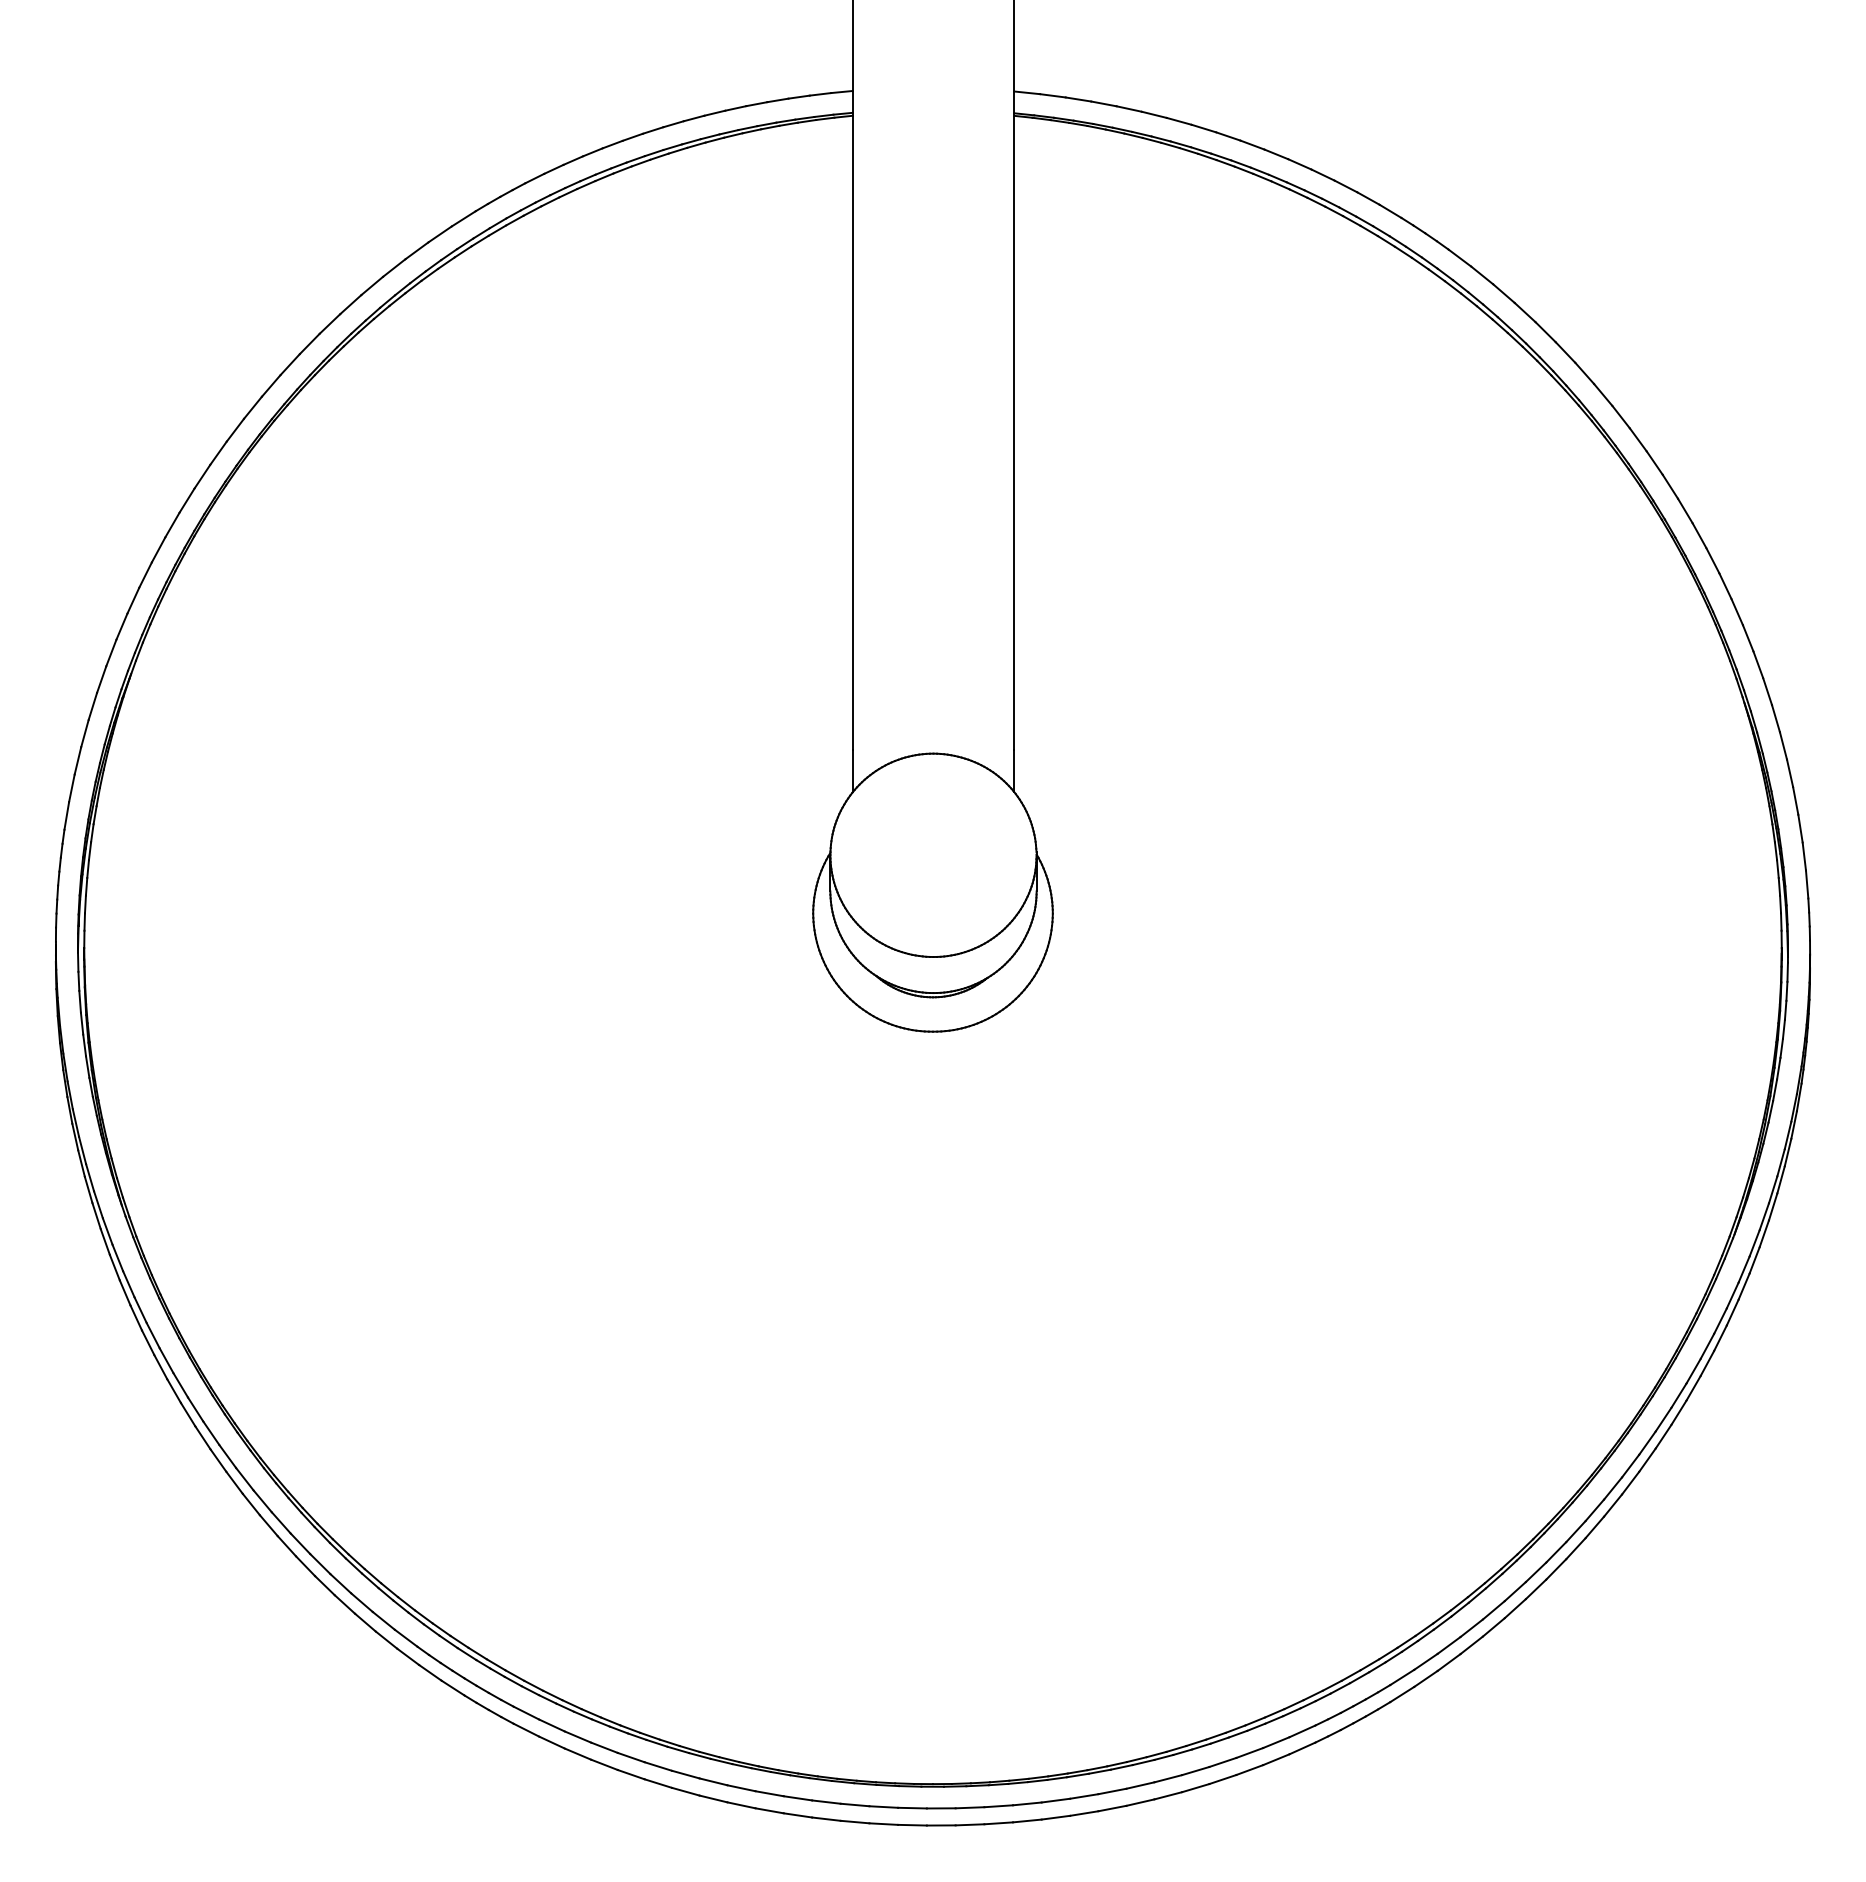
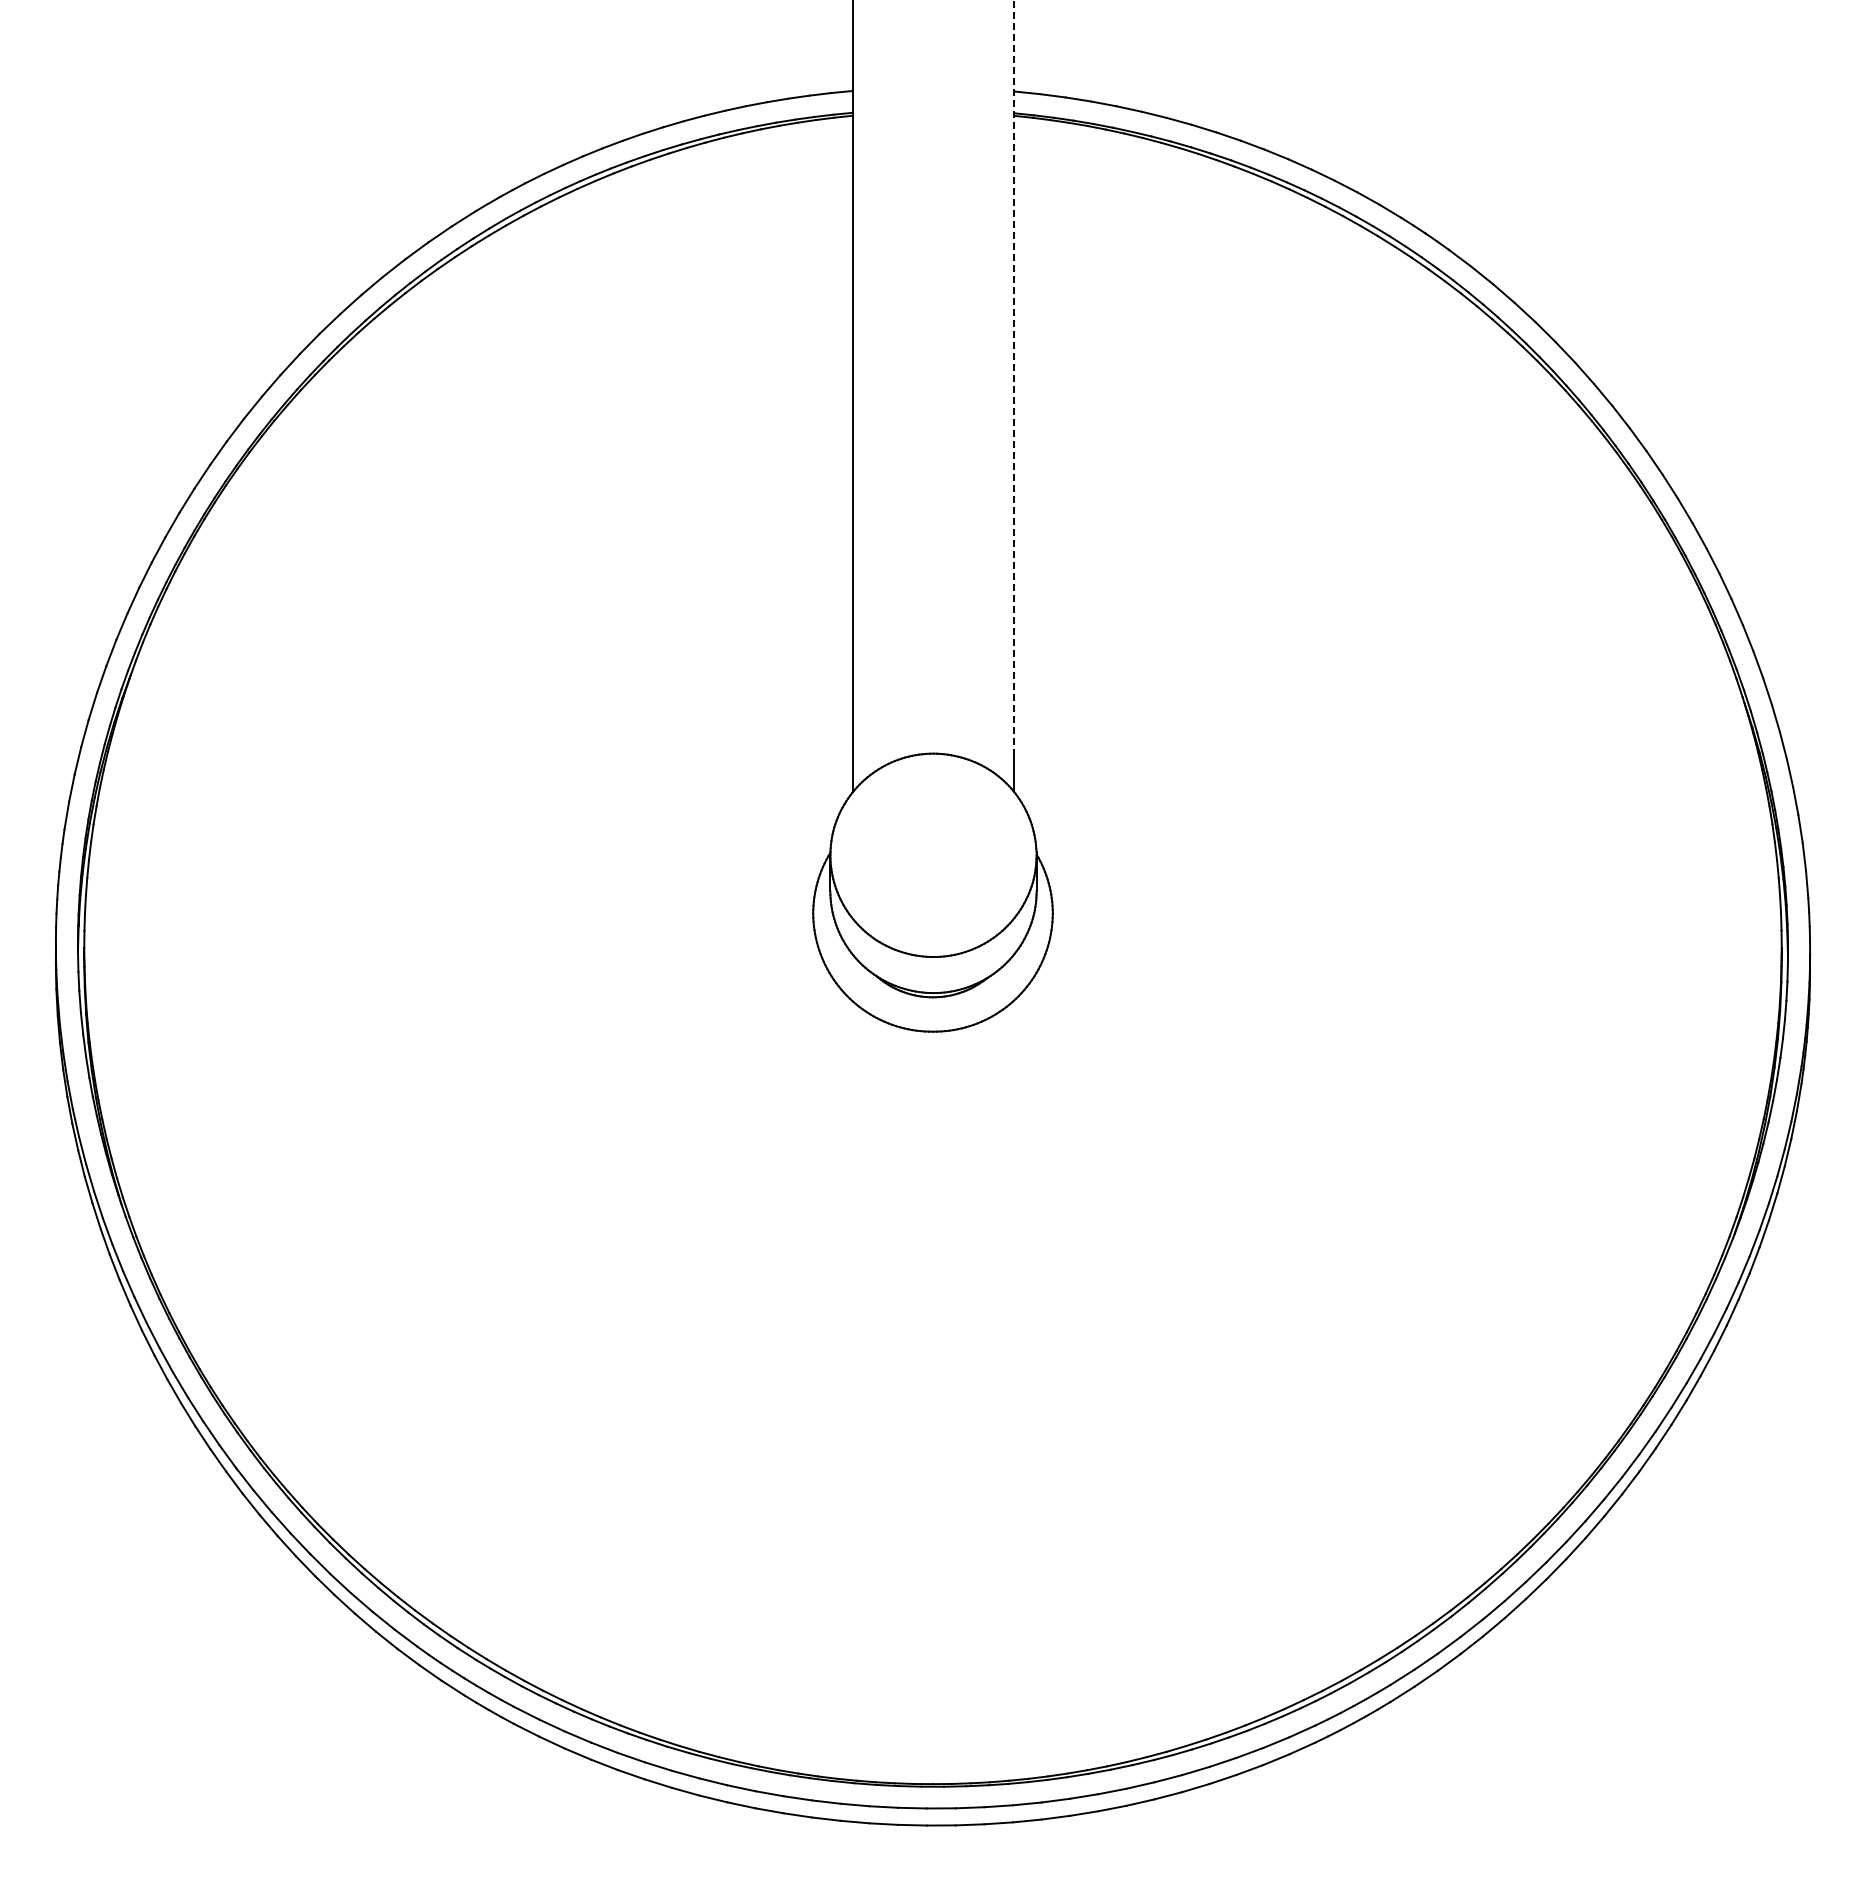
line: solid -> dashed (1014, 374)
